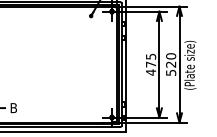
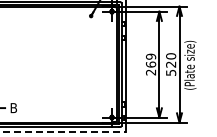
text: 475 -> 269 (151, 64)
line: solid -> dashed (63, 131)
